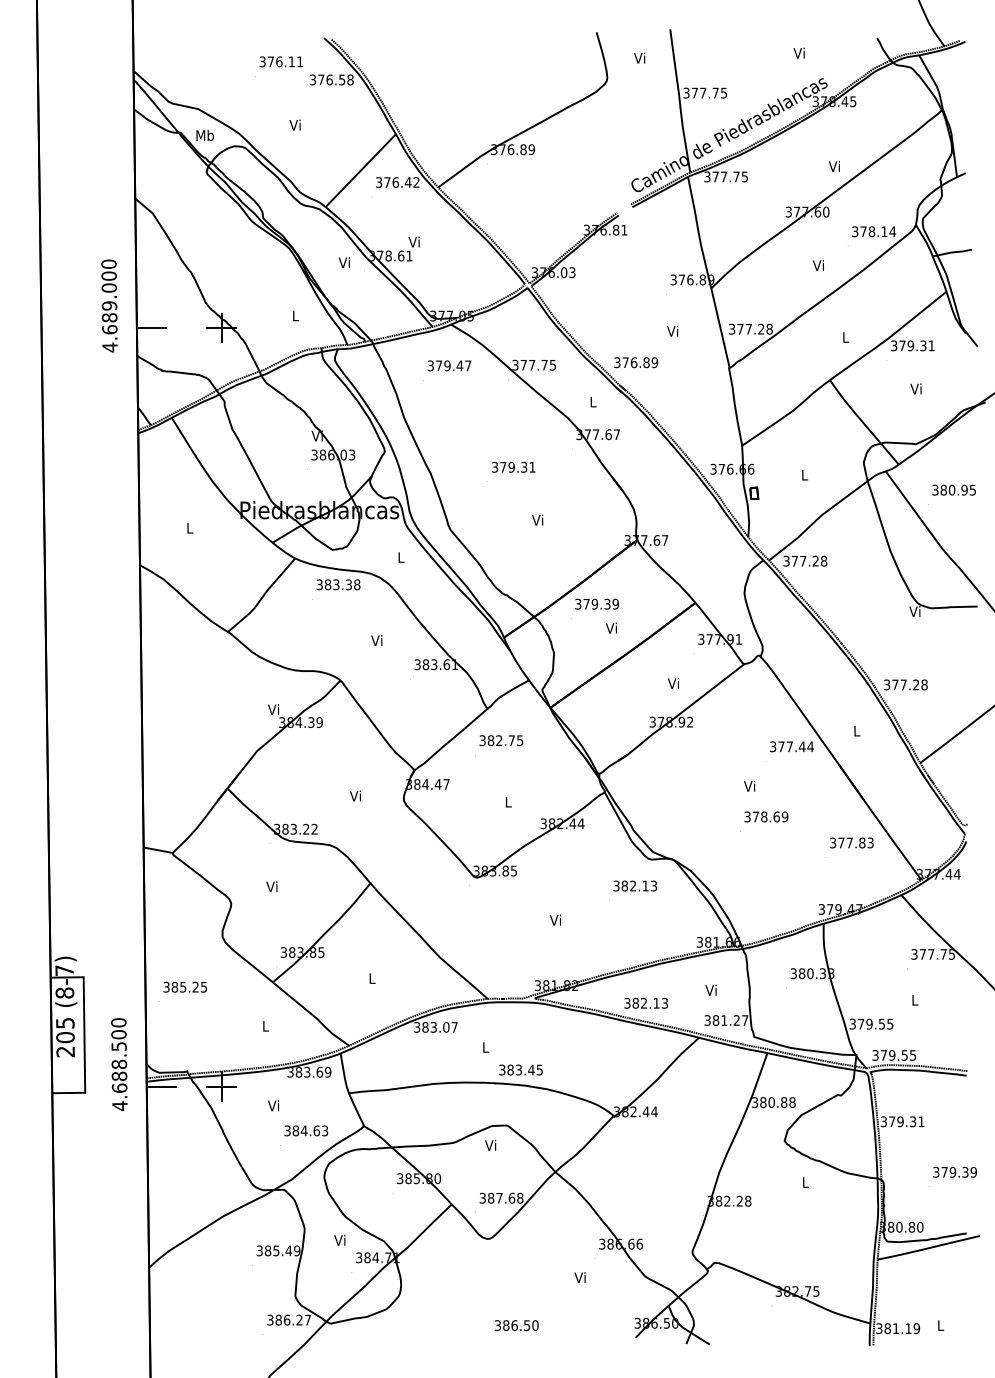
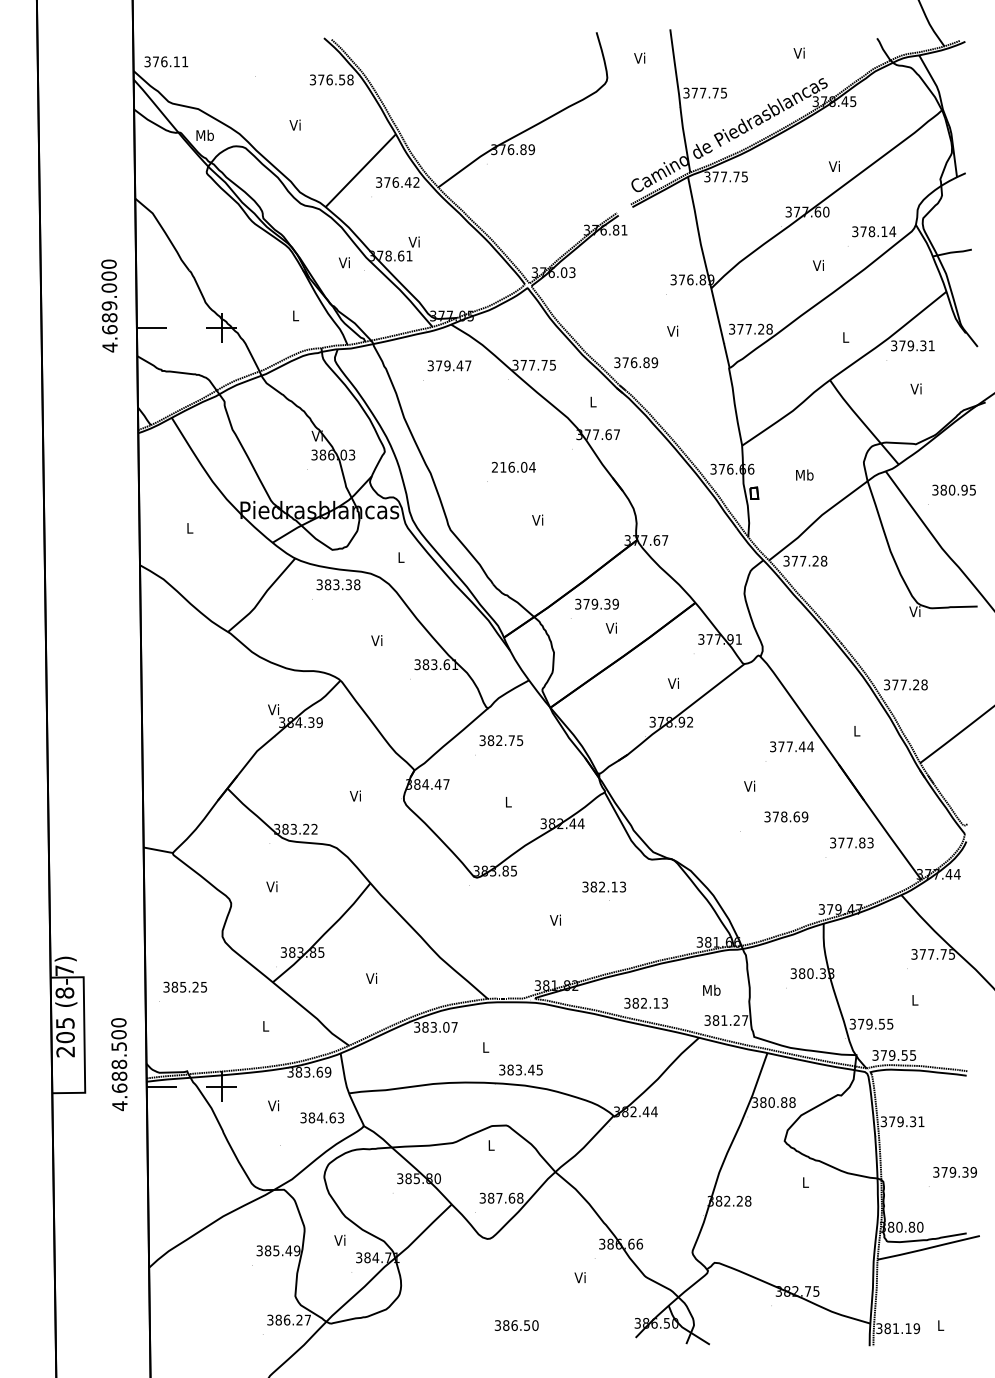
text position: (281, 61) -> (166, 61) (166, 61)
text: 379.31 -> 216.04 (513, 466)
text: L -> Mb (804, 474)
text position: (766, 816) -> (786, 816) (786, 816)
text position: (635, 885) -> (604, 886) (604, 886)
text: L -> Vi (371, 977)
text: Vi -> Mb (711, 989)
text position: (306, 1130) -> (322, 1117) (322, 1117)
text: Vi -> L (490, 1144)
